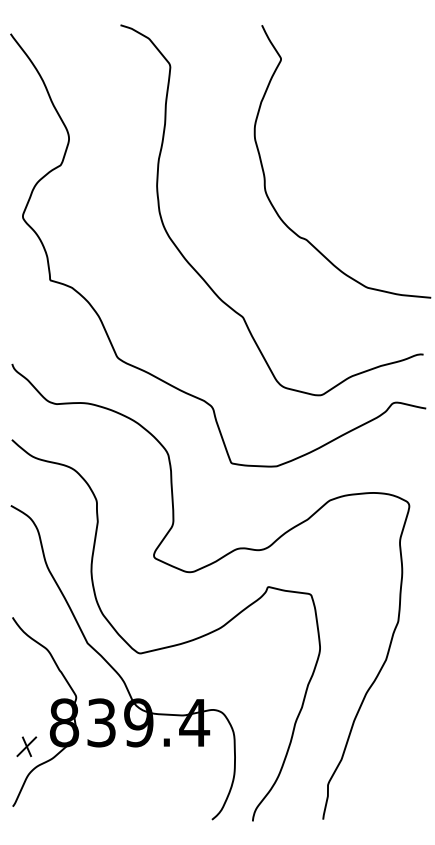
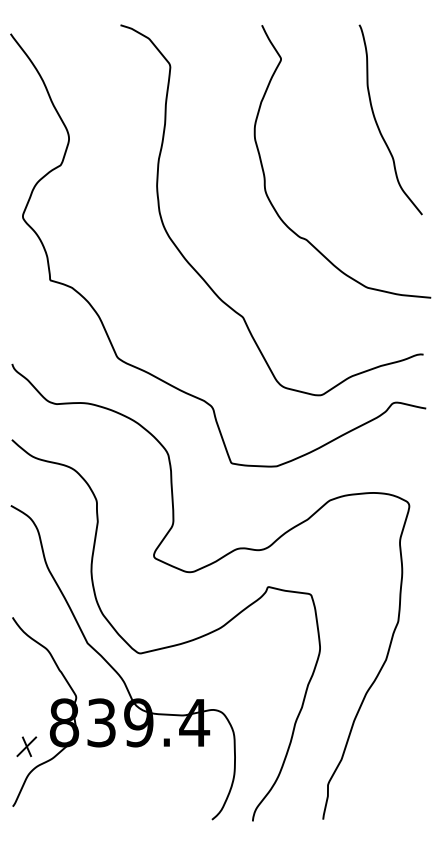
curve: none -> present (377, 122)
